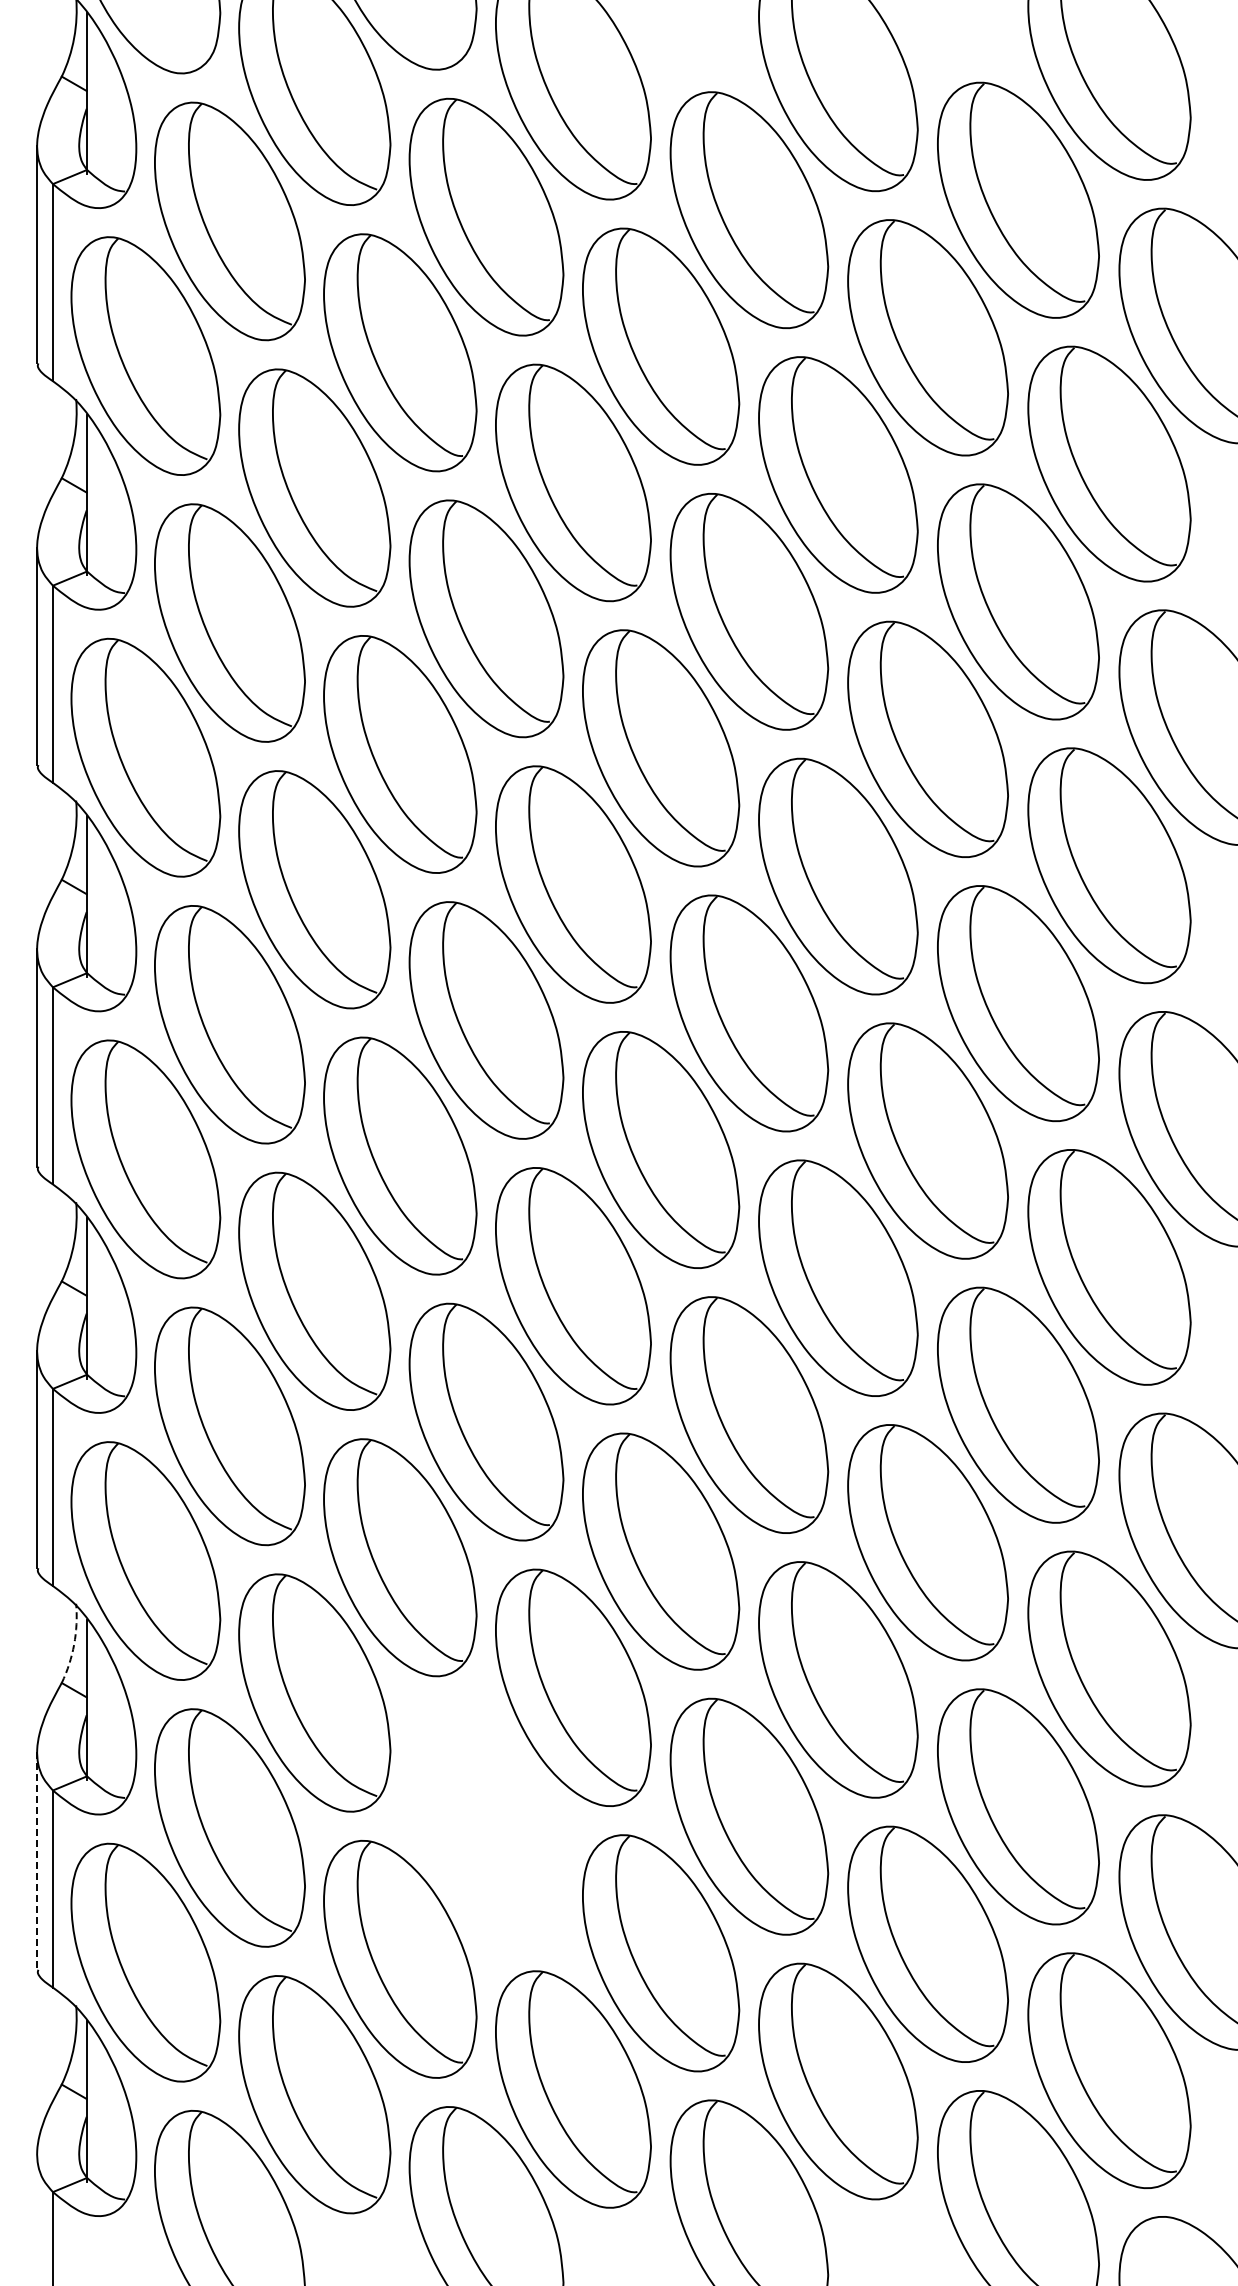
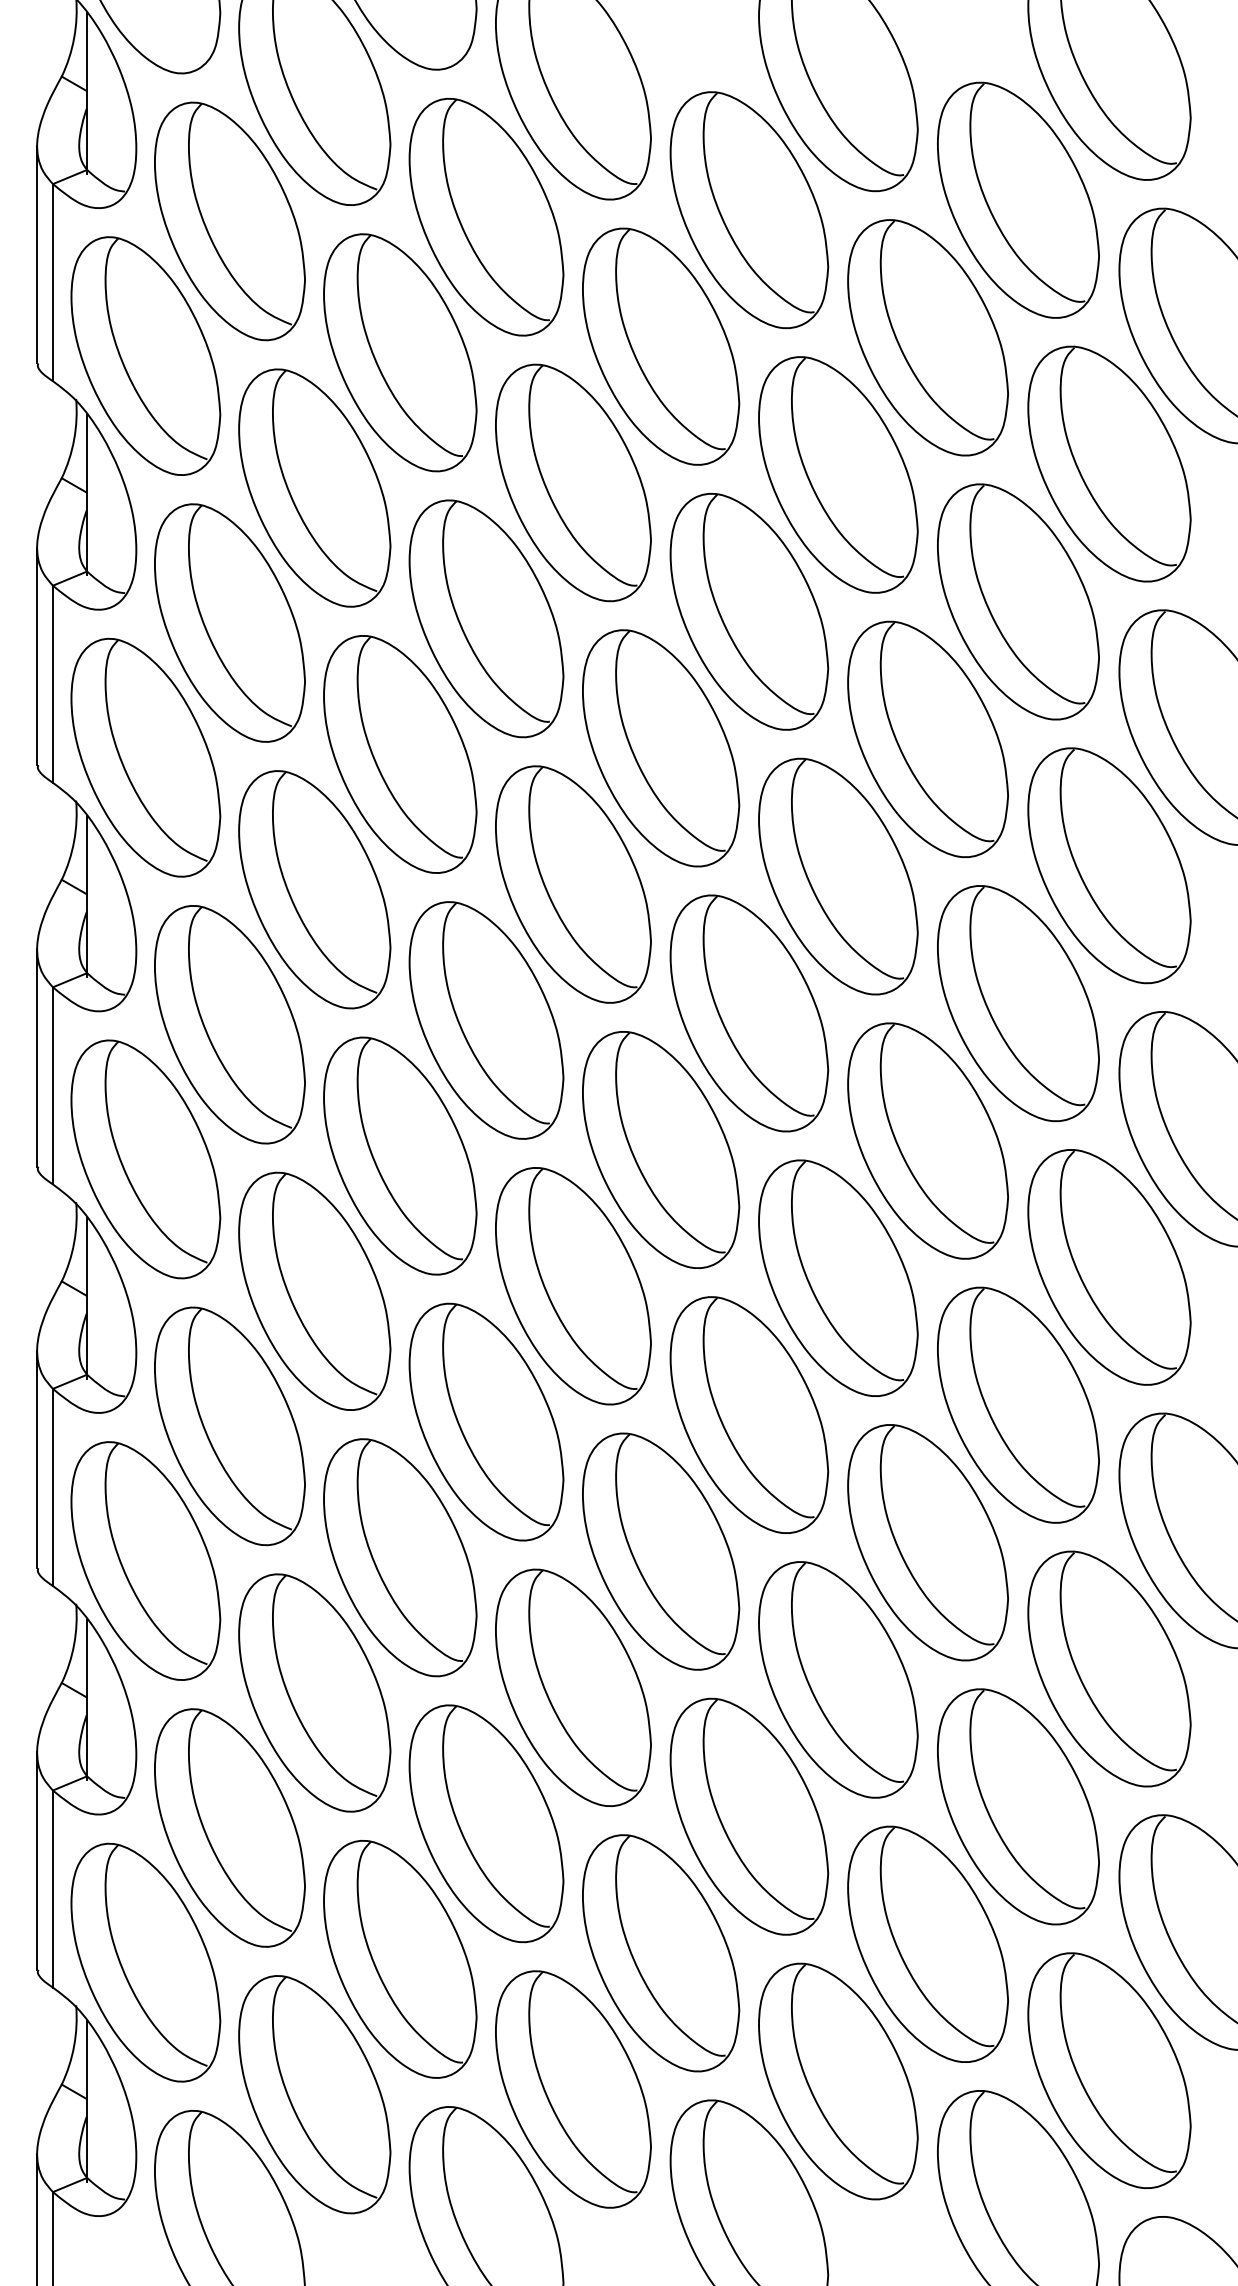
arc: dashed -> solid (74, 1644)
part: none -> present (486, 1823)
line: dashed -> solid (37, 1861)
line: none -> present (37, 2218)
